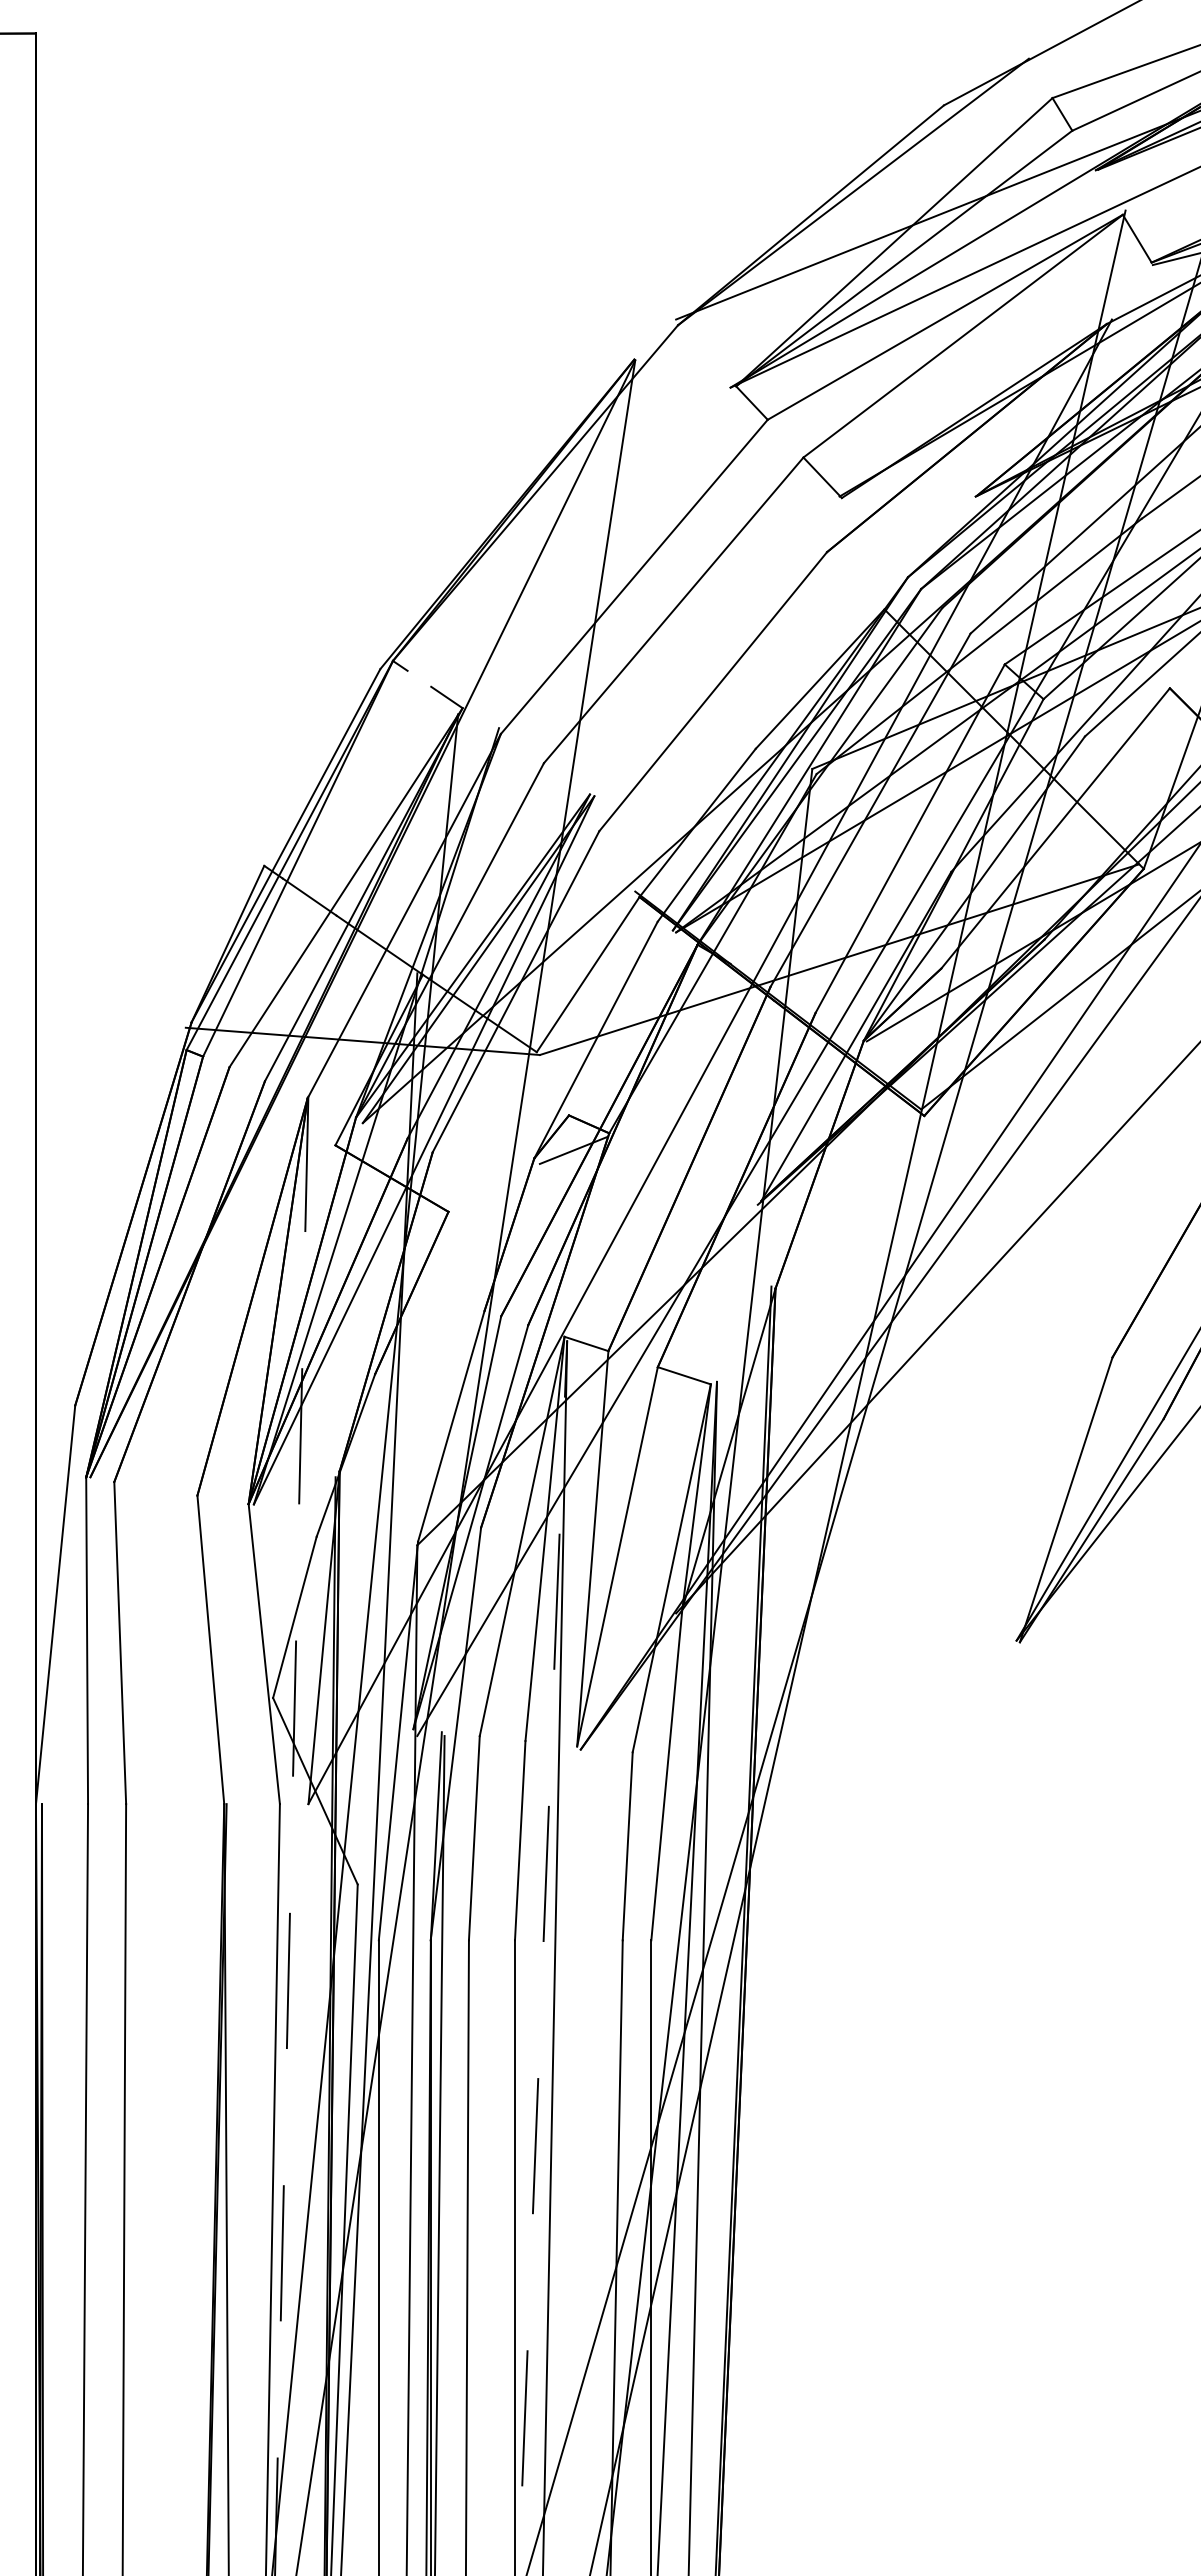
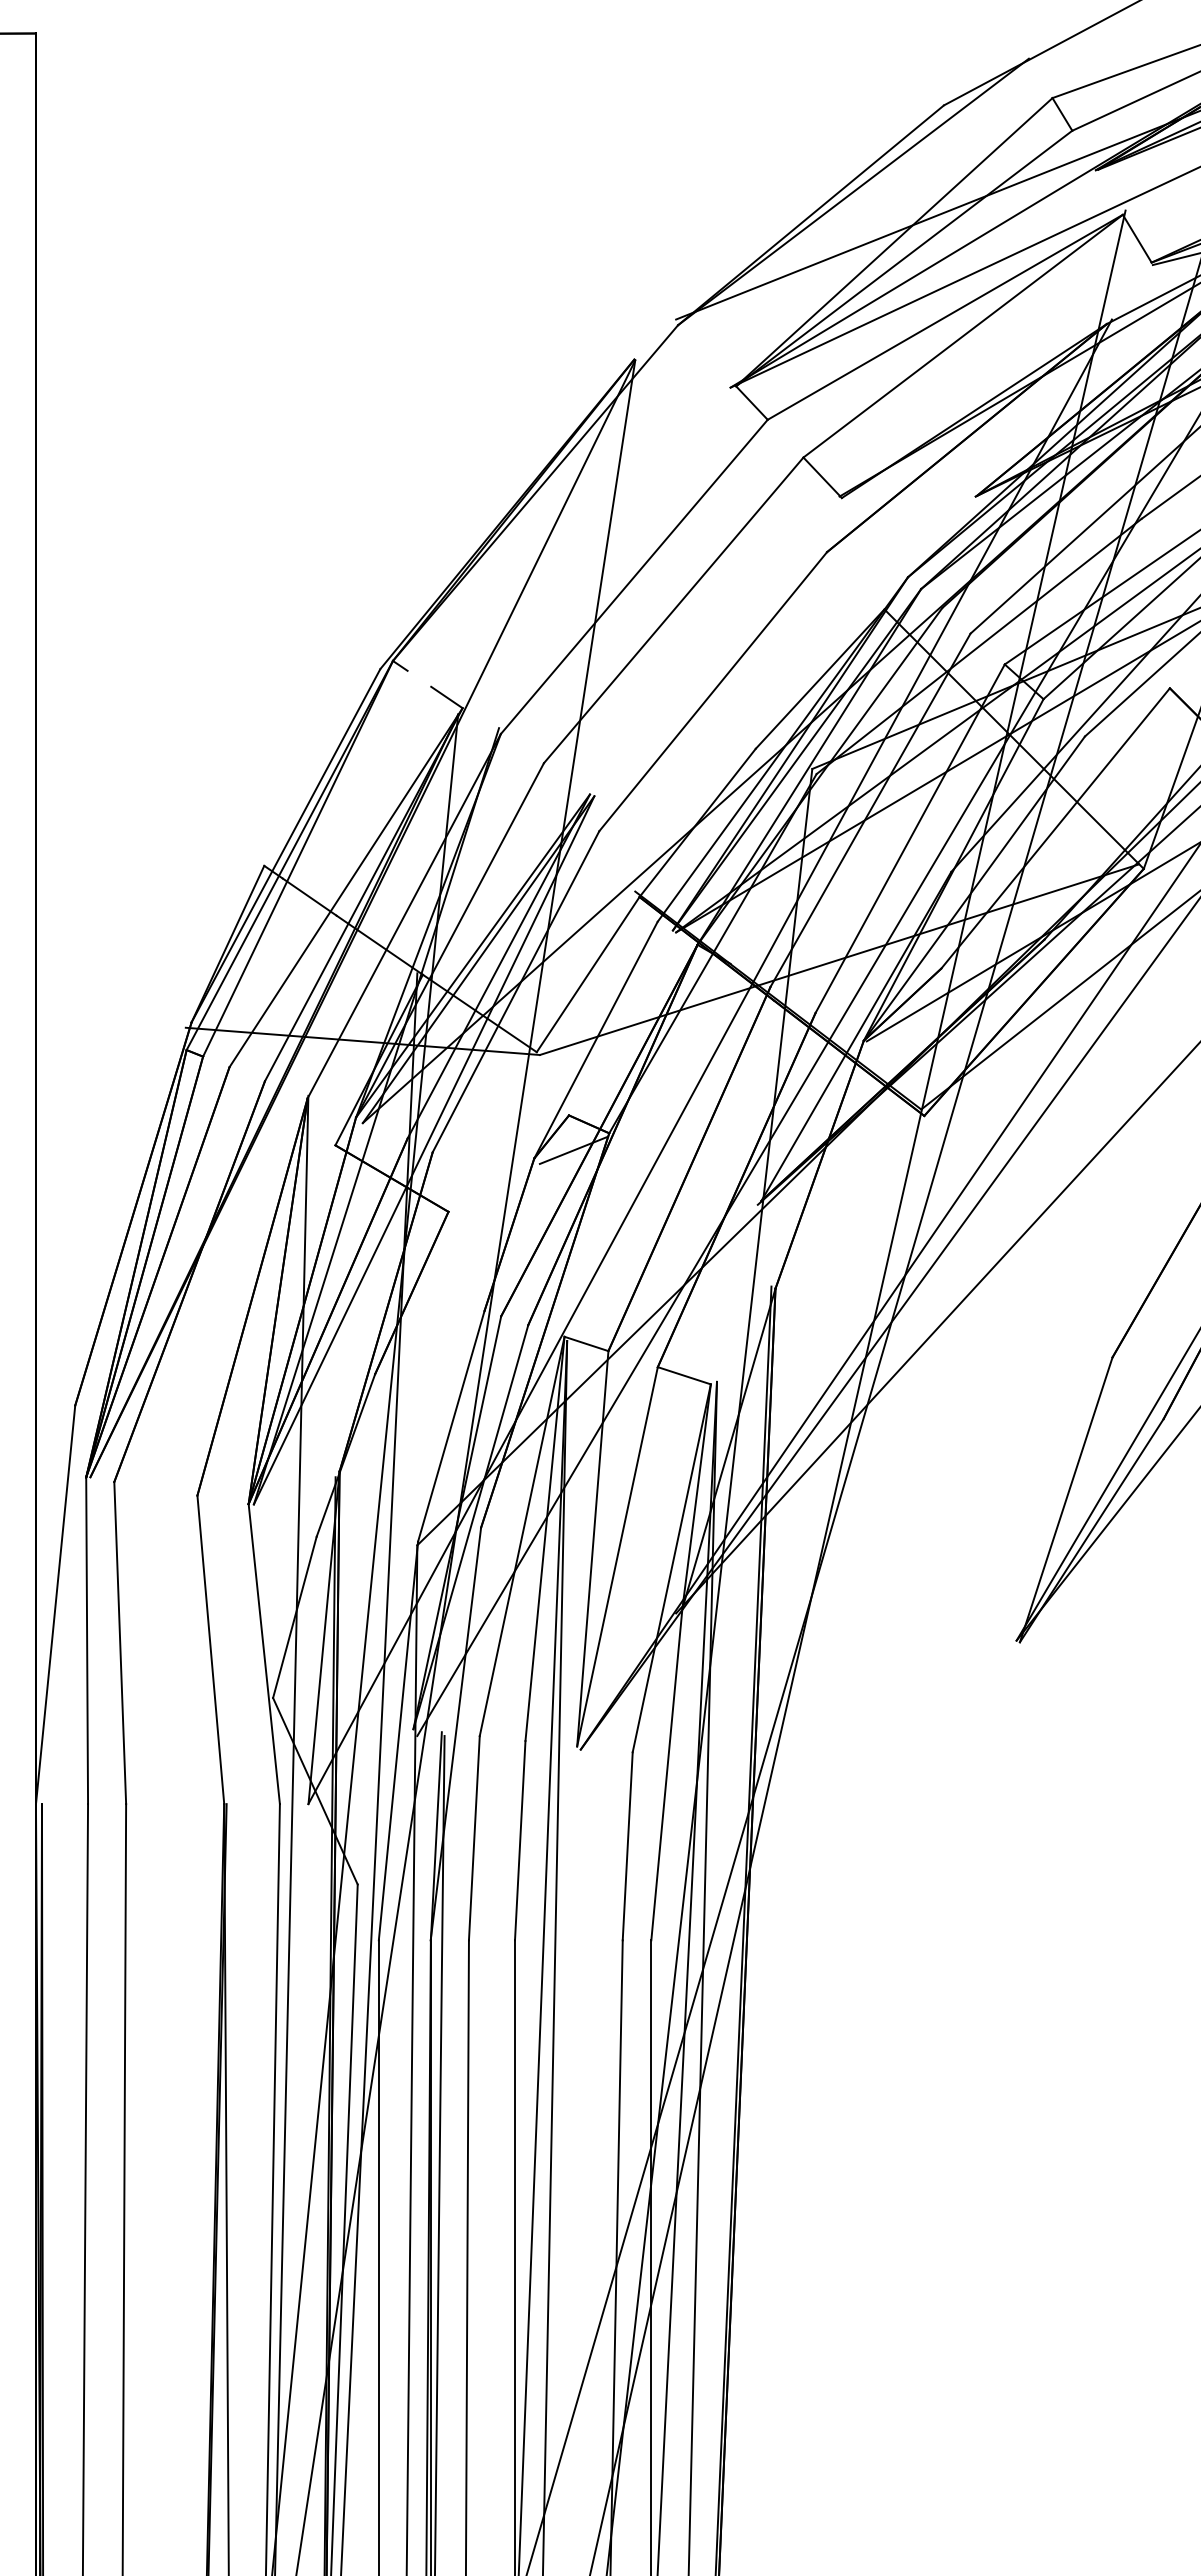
line: dashed -> solid (291, 1835)
line: dashed -> solid (542, 1958)
